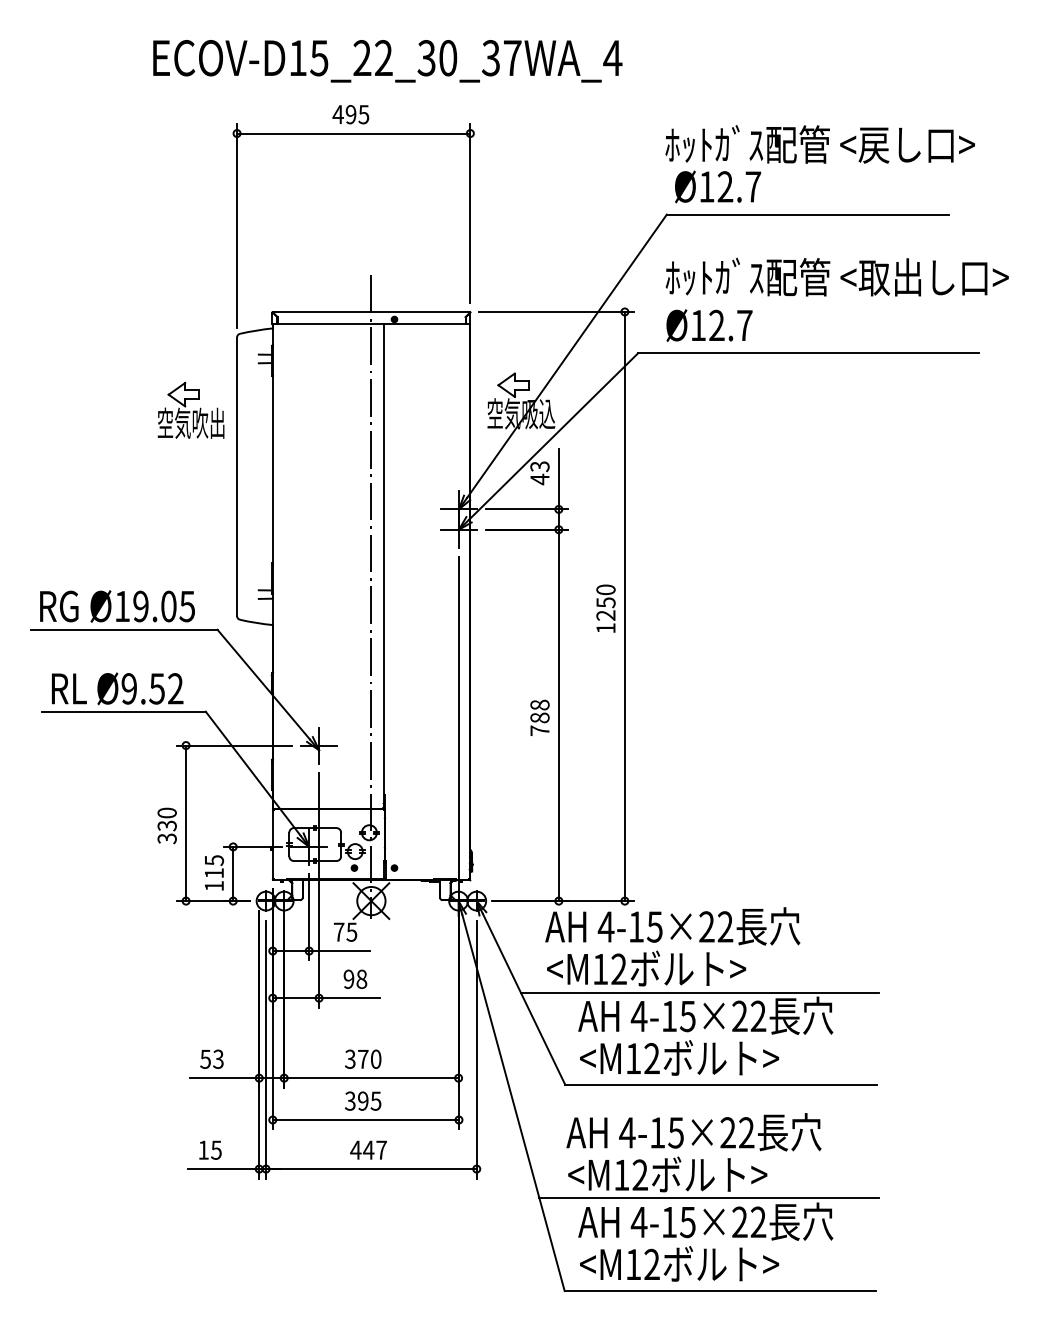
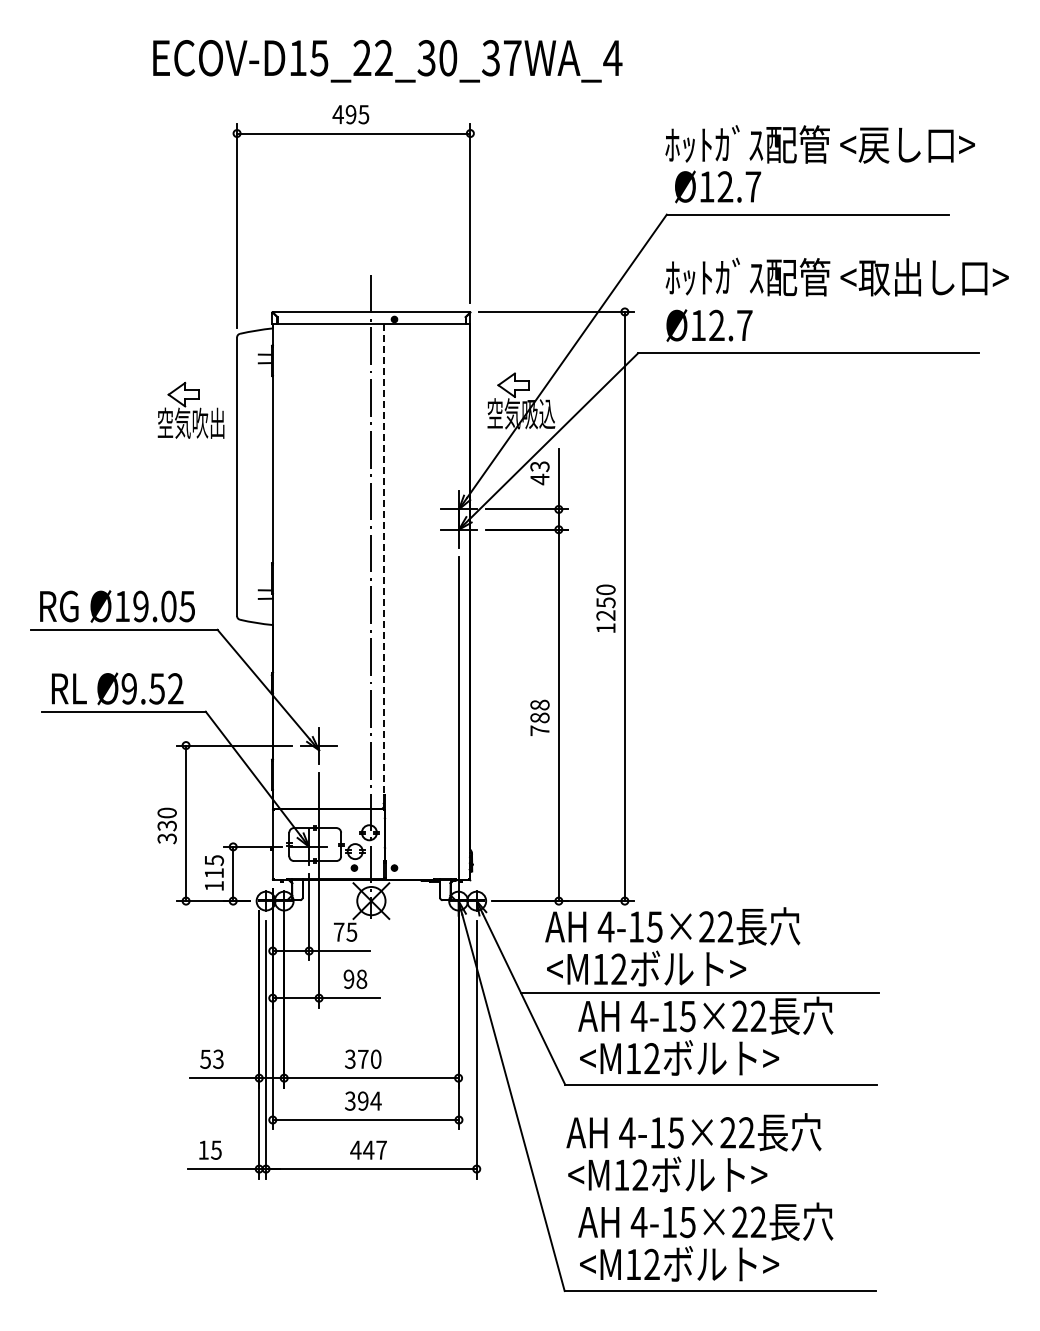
line: solid -> dashed (384, 559)
text: 395 -> 394 (375, 1100)
line: present -> none (709, 1198)
